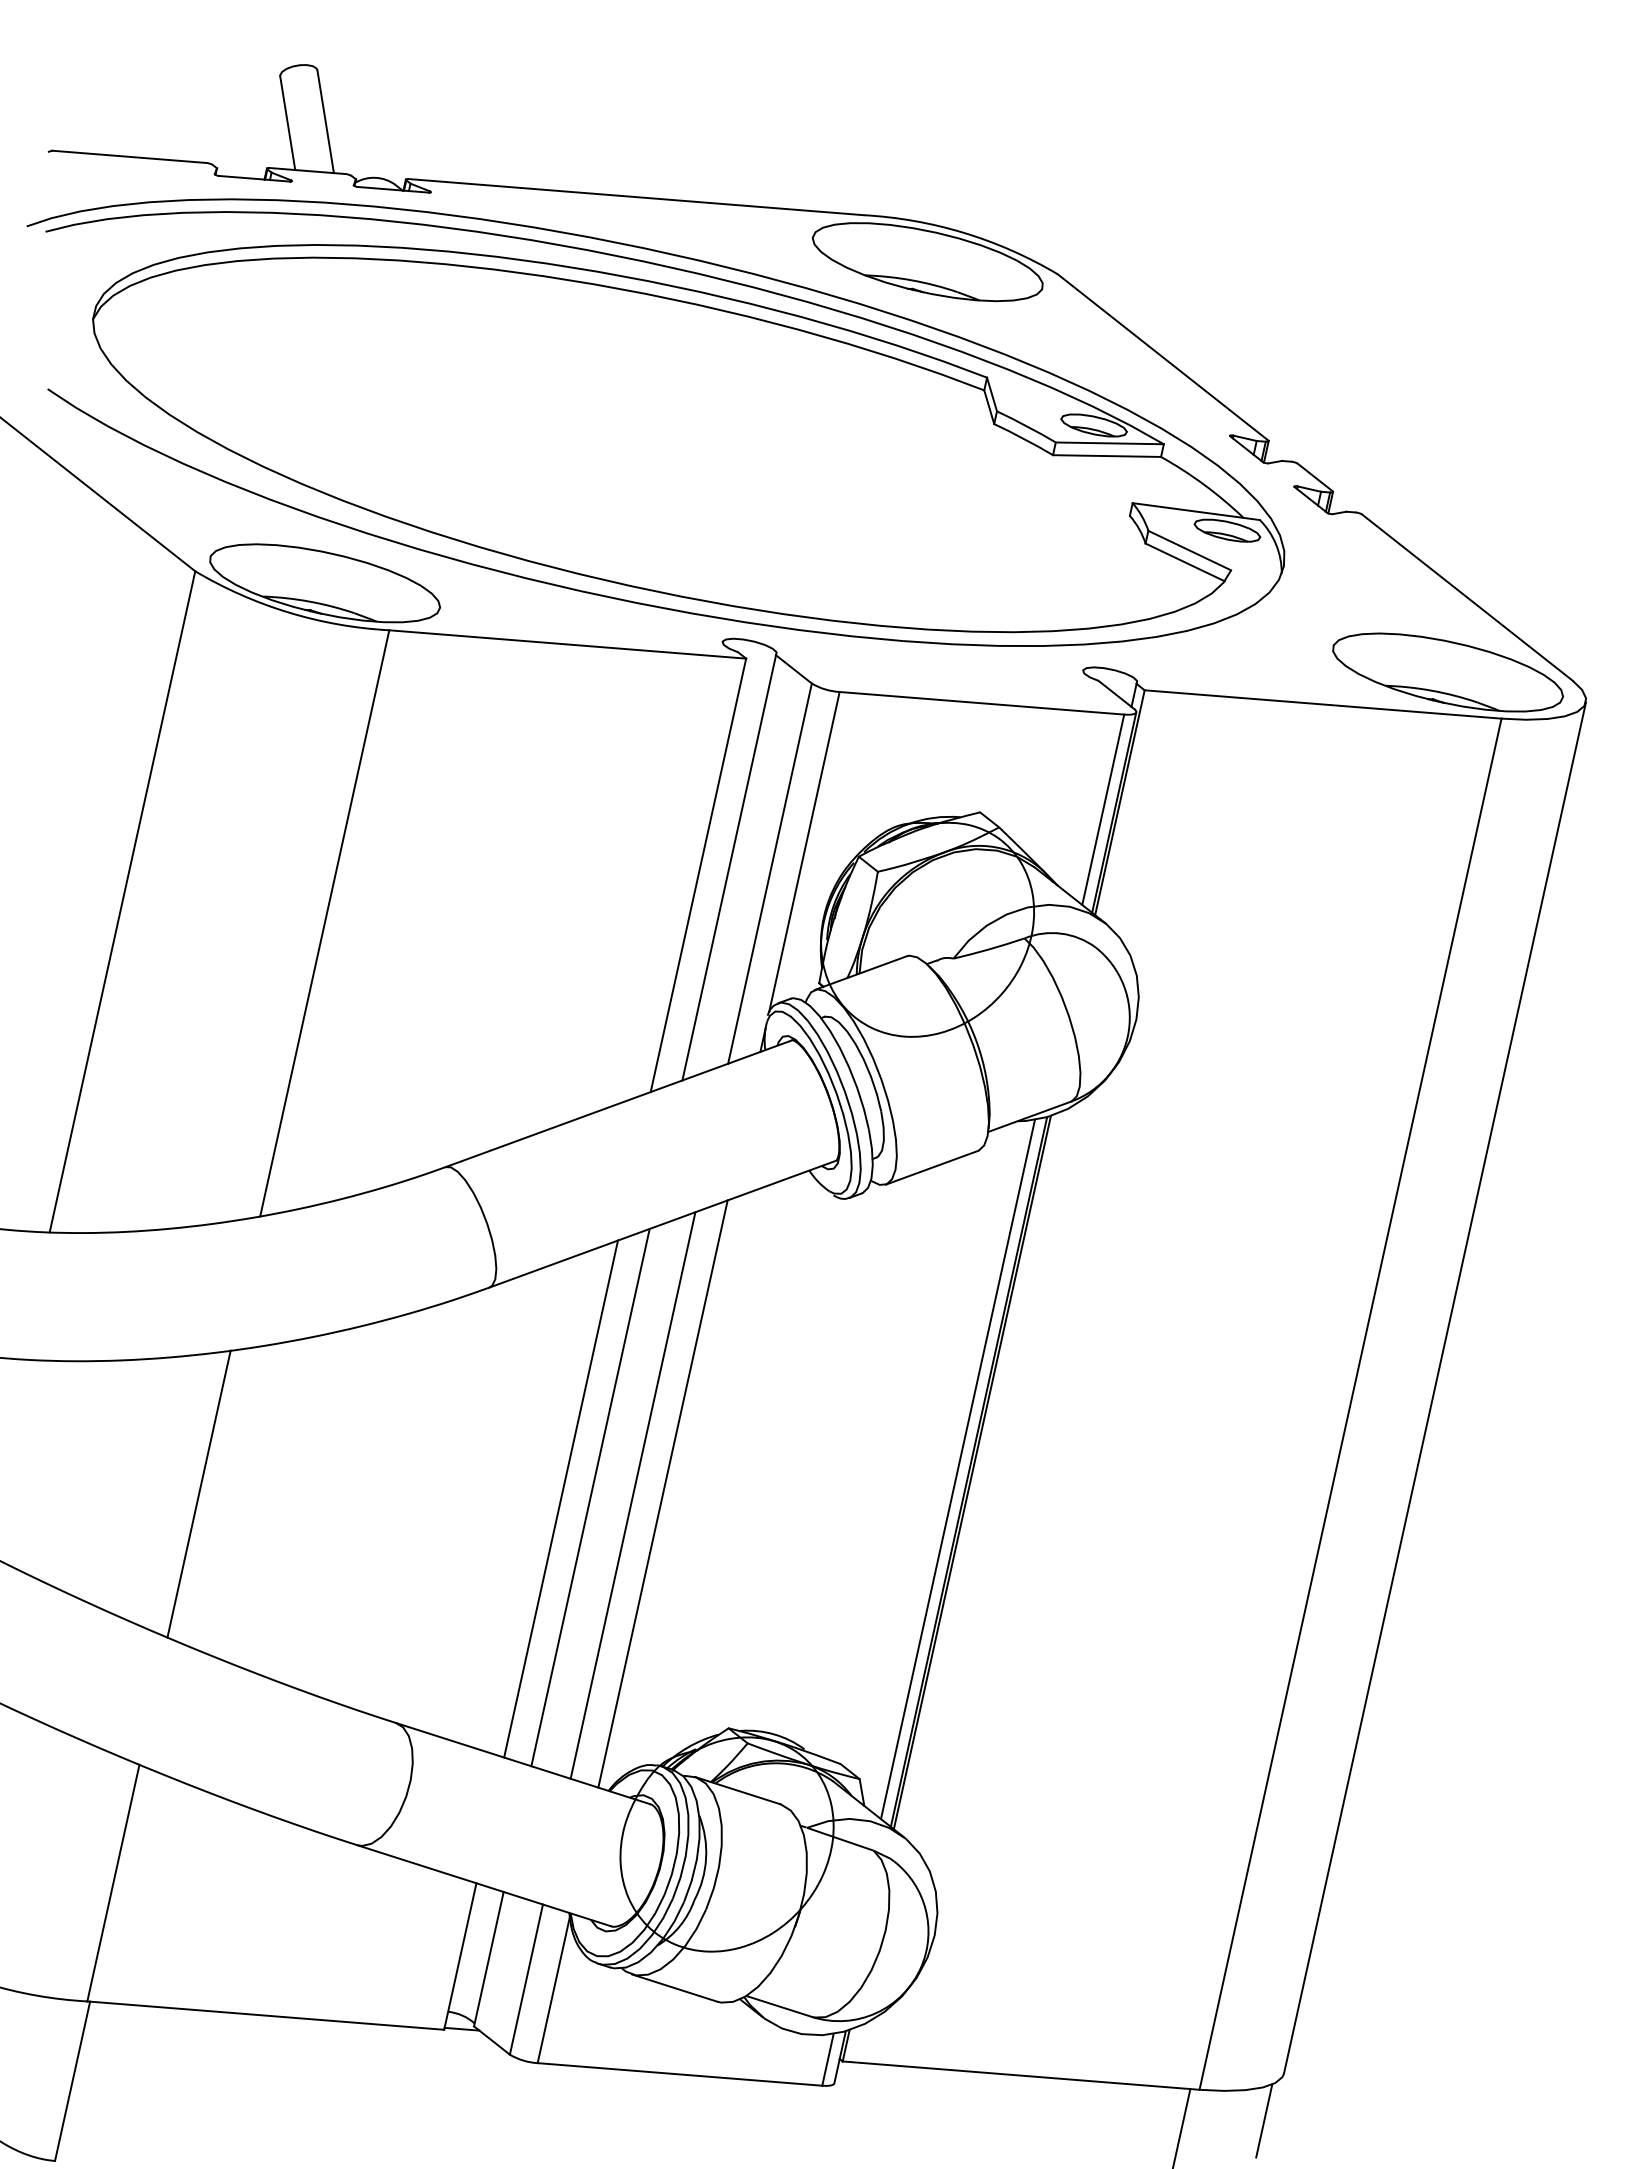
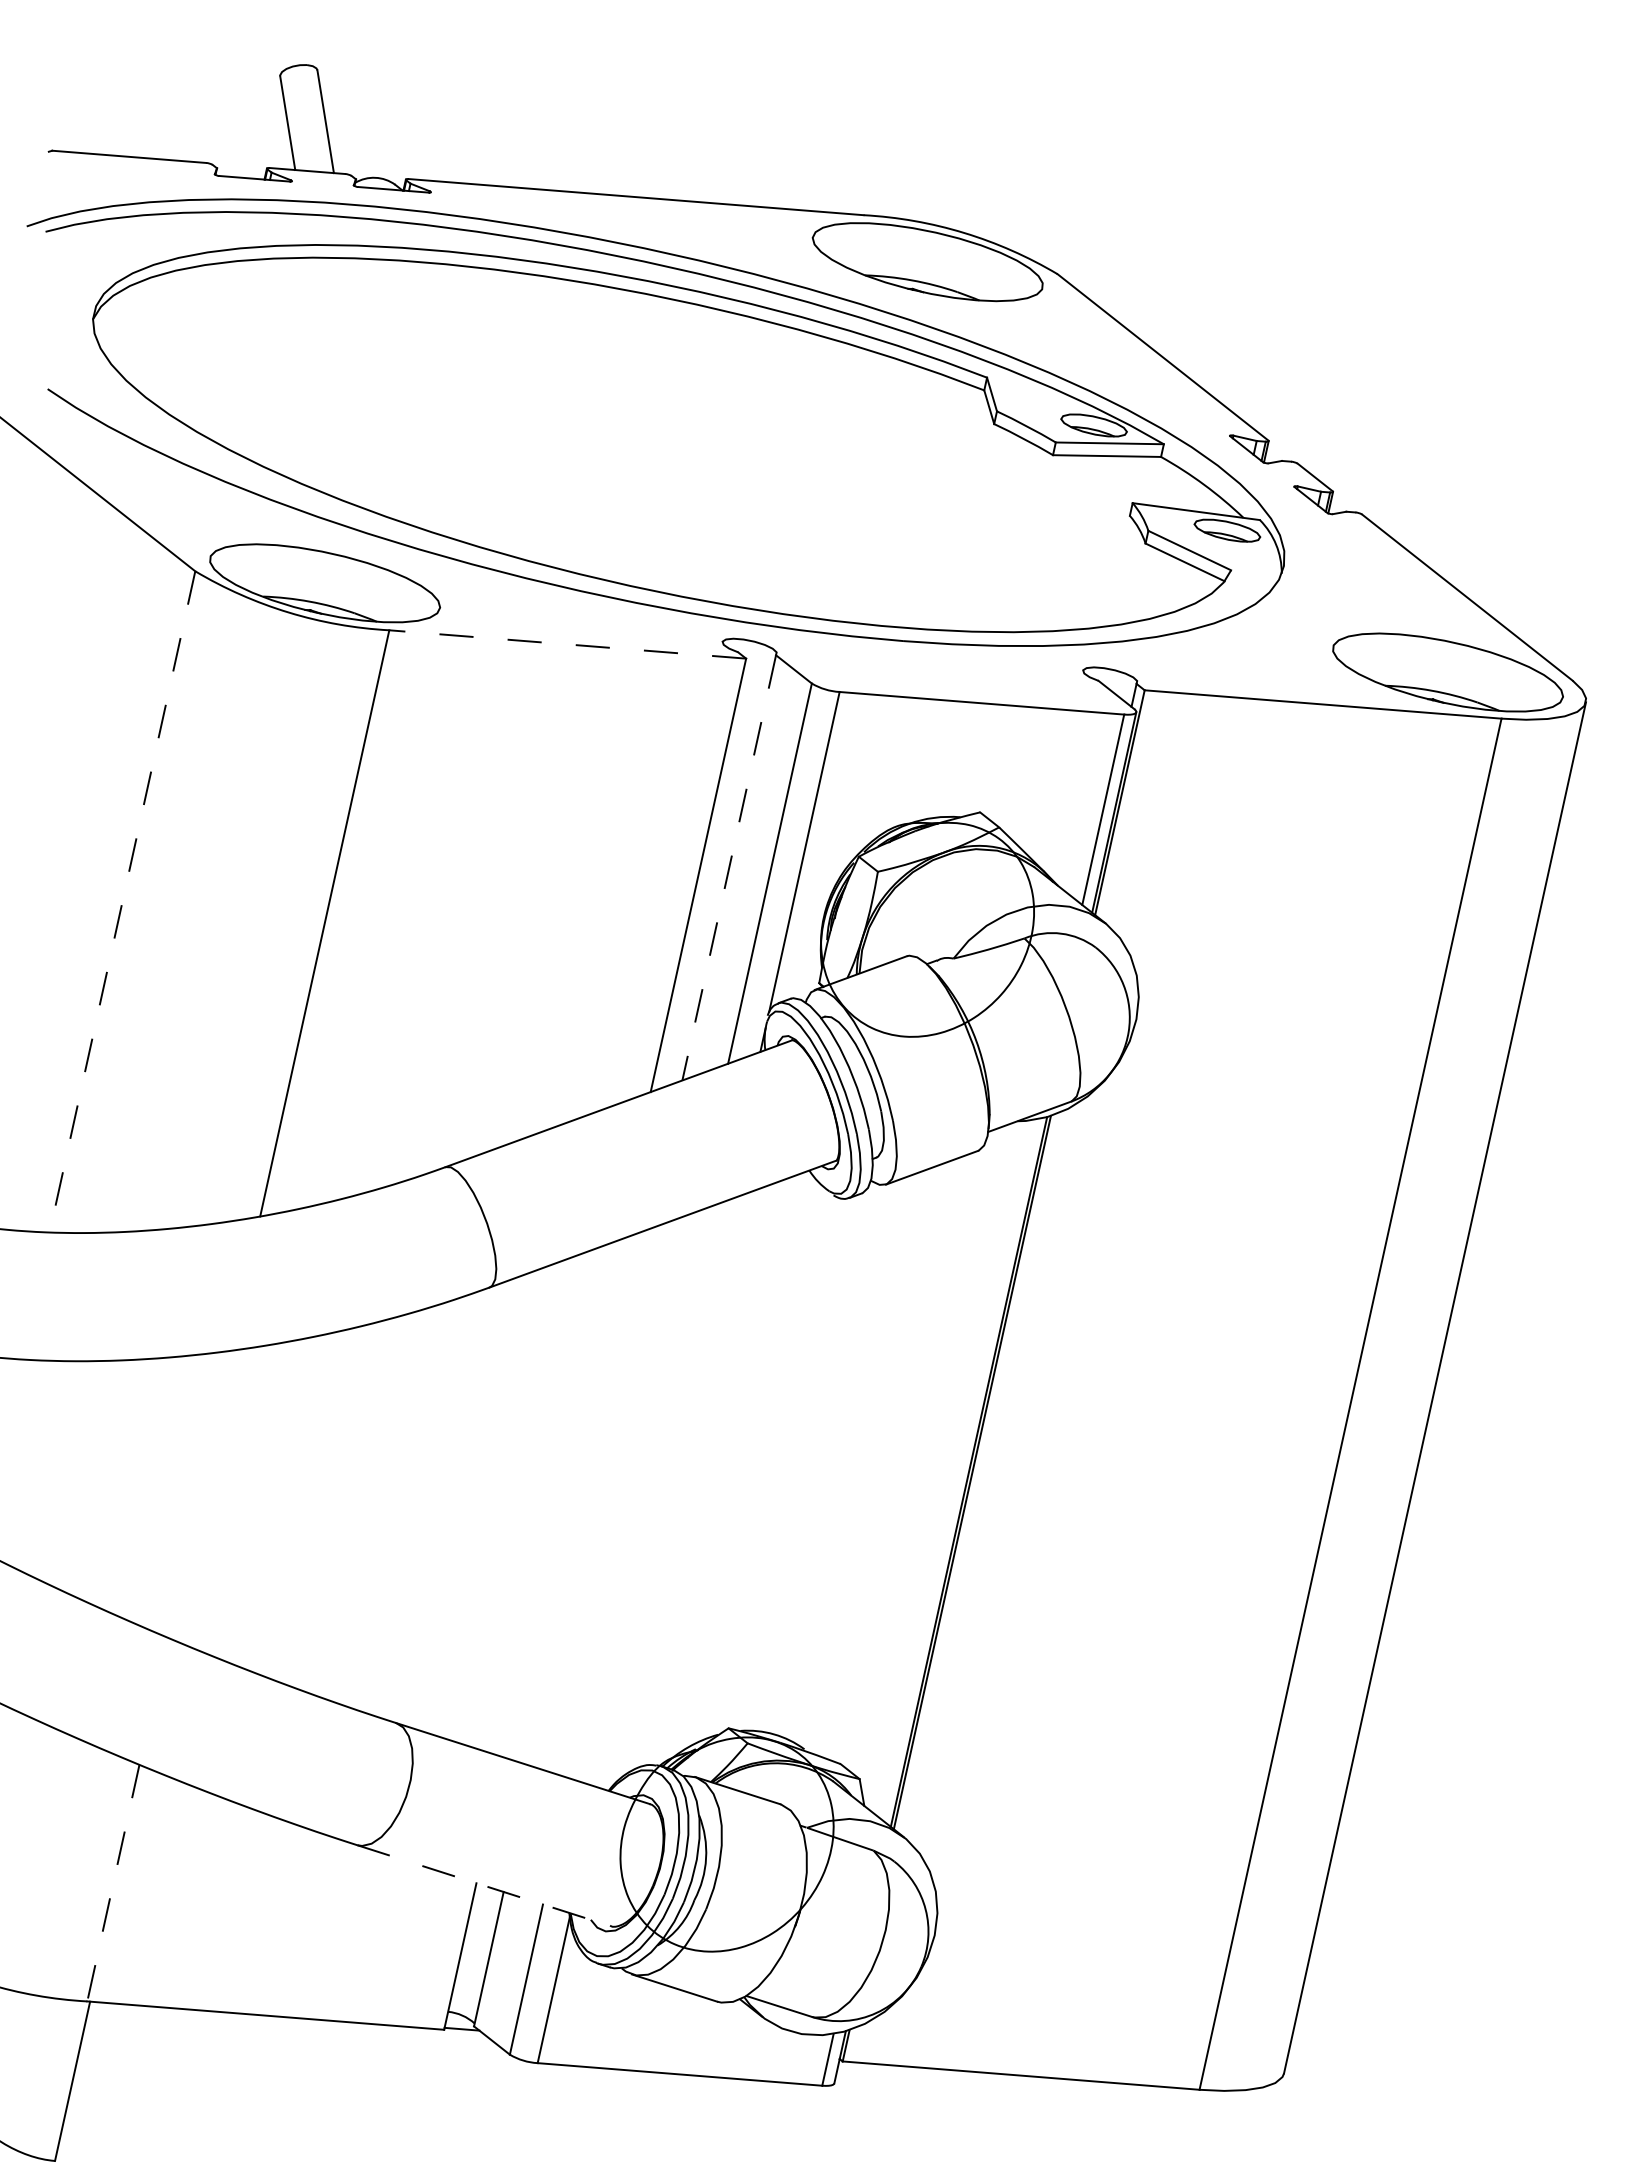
line: solid -> dashed (567, 644)
line: solid -> dashed (729, 867)
line: solid -> dashed (122, 902)
line: present -> none (957, 1469)
line: present -> none (198, 1493)
line: present -> none (662, 1493)
line: present -> none (632, 1495)
line: present -> none (590, 1497)
line: present -> none (561, 1498)
line: solid -> dashed (113, 1883)
line: solid -> dashed (484, 1885)
line: present -> none (1264, 2120)
line: present -> none (1181, 2127)
